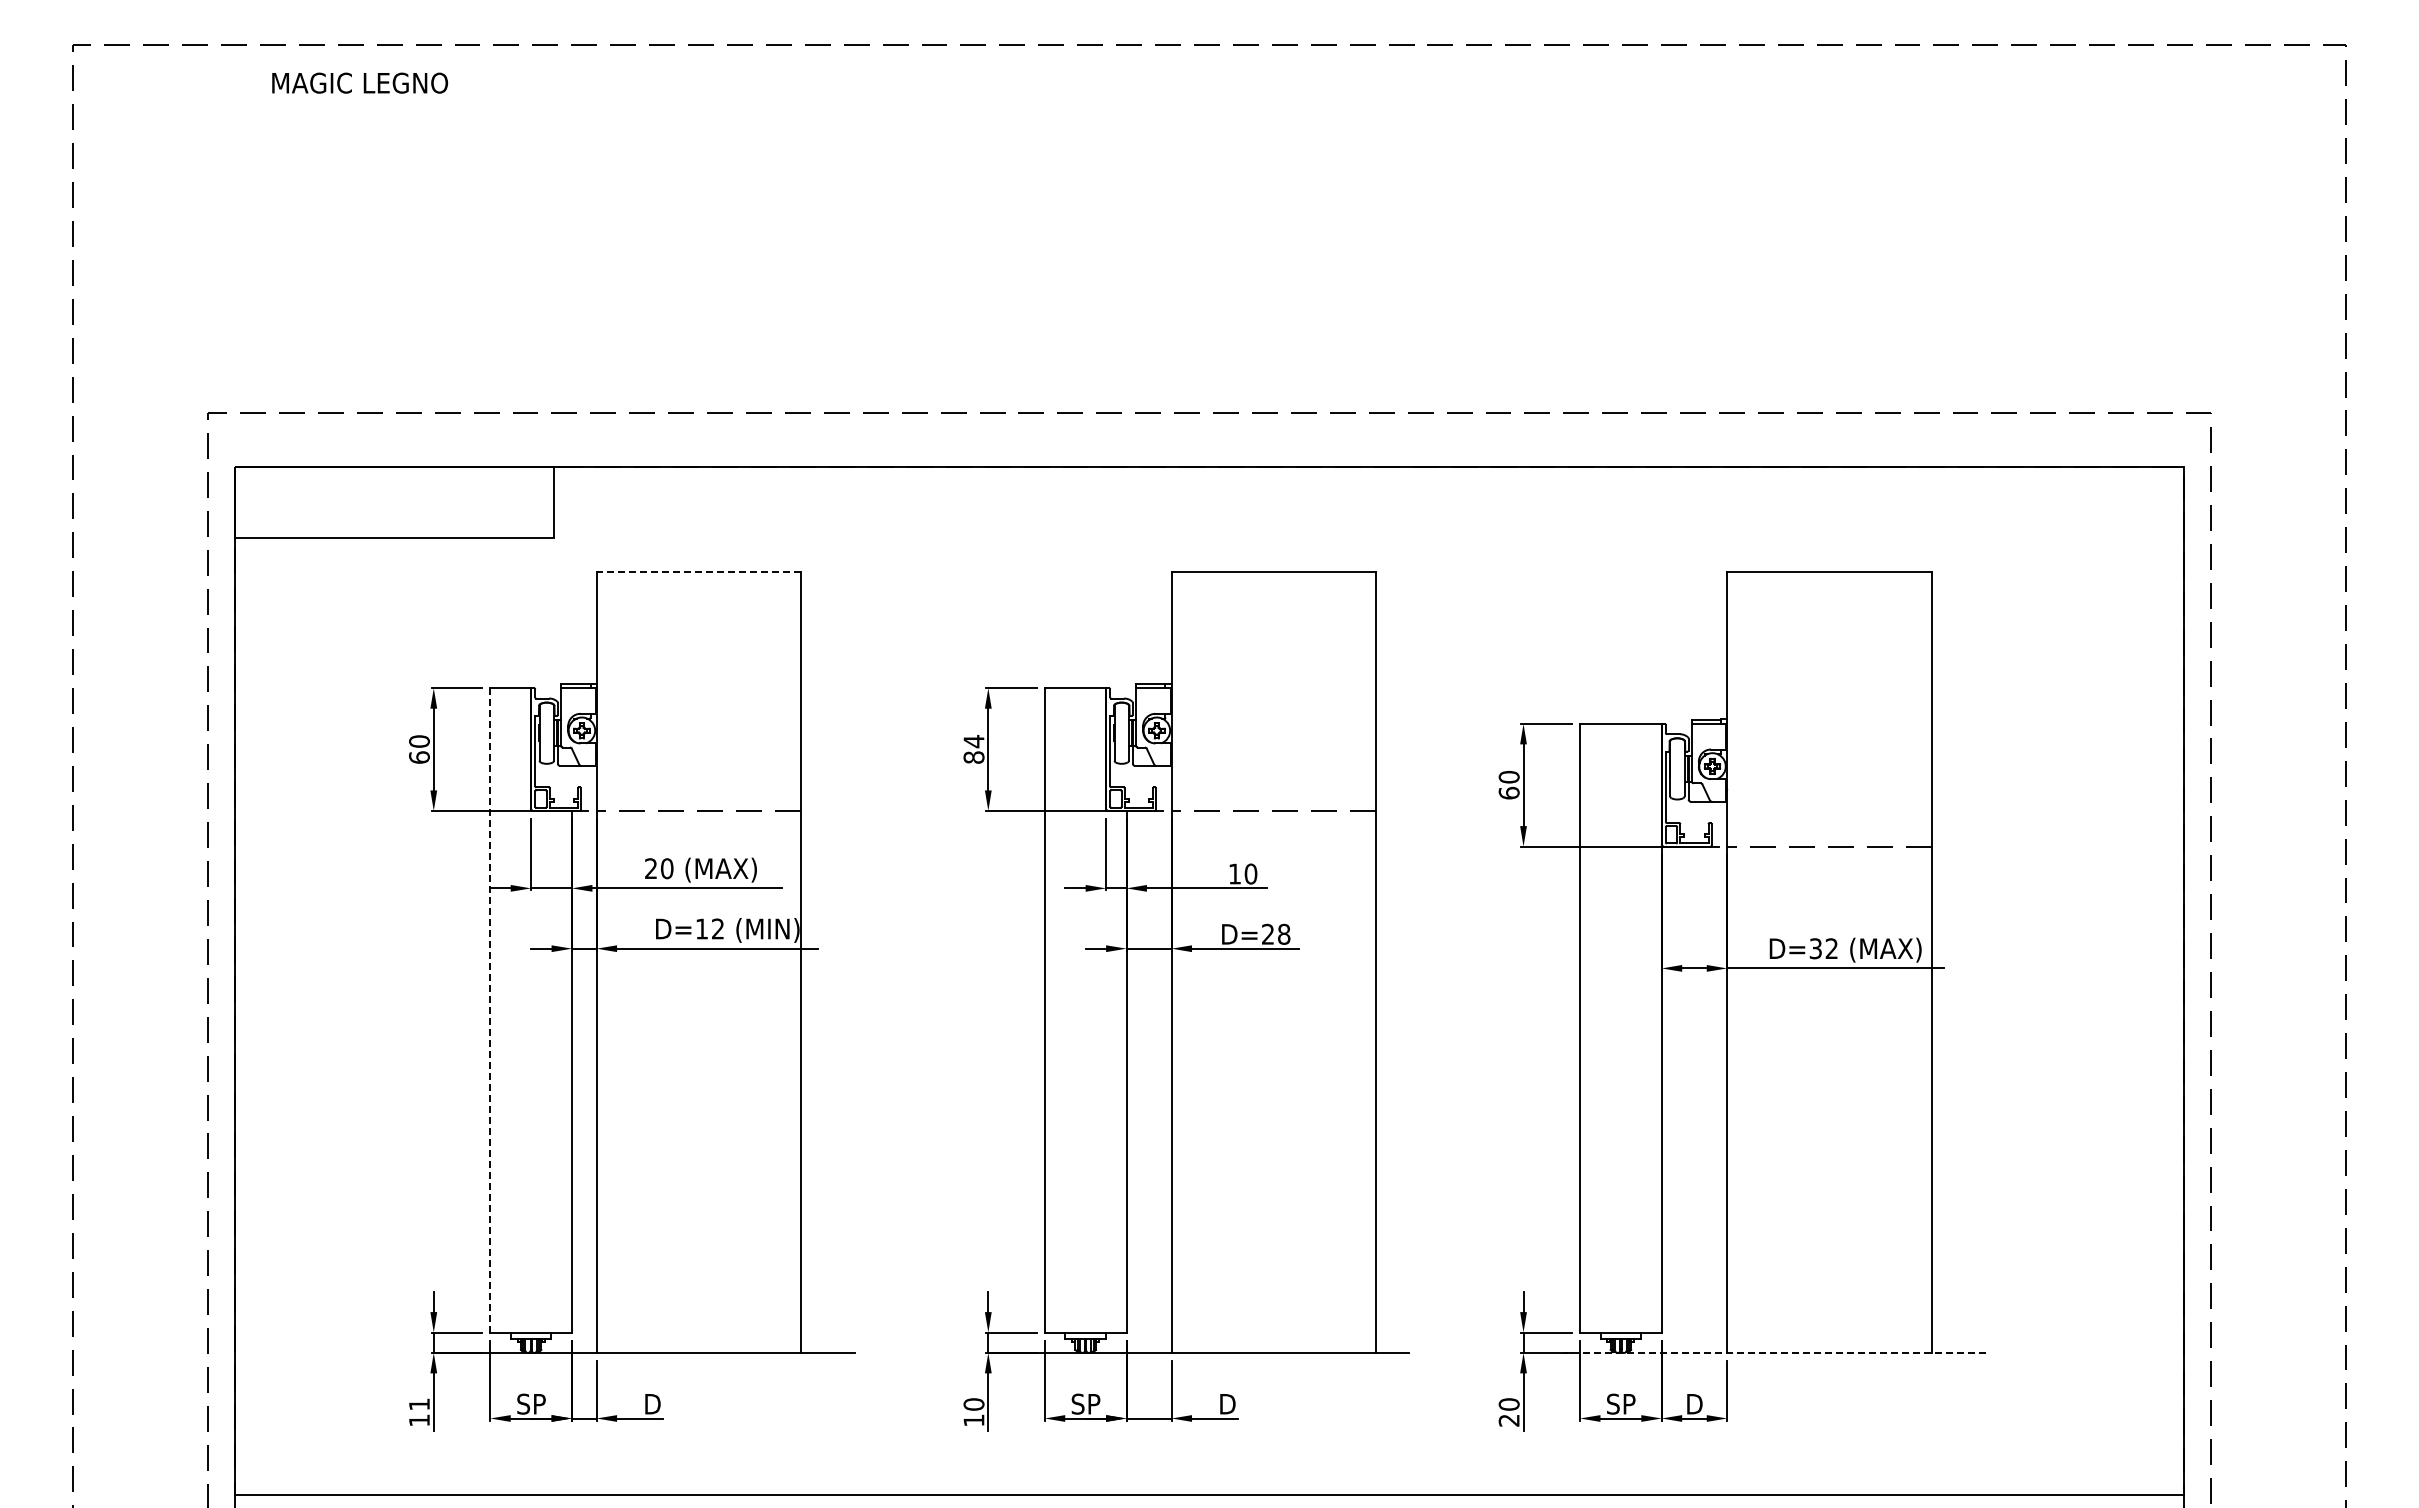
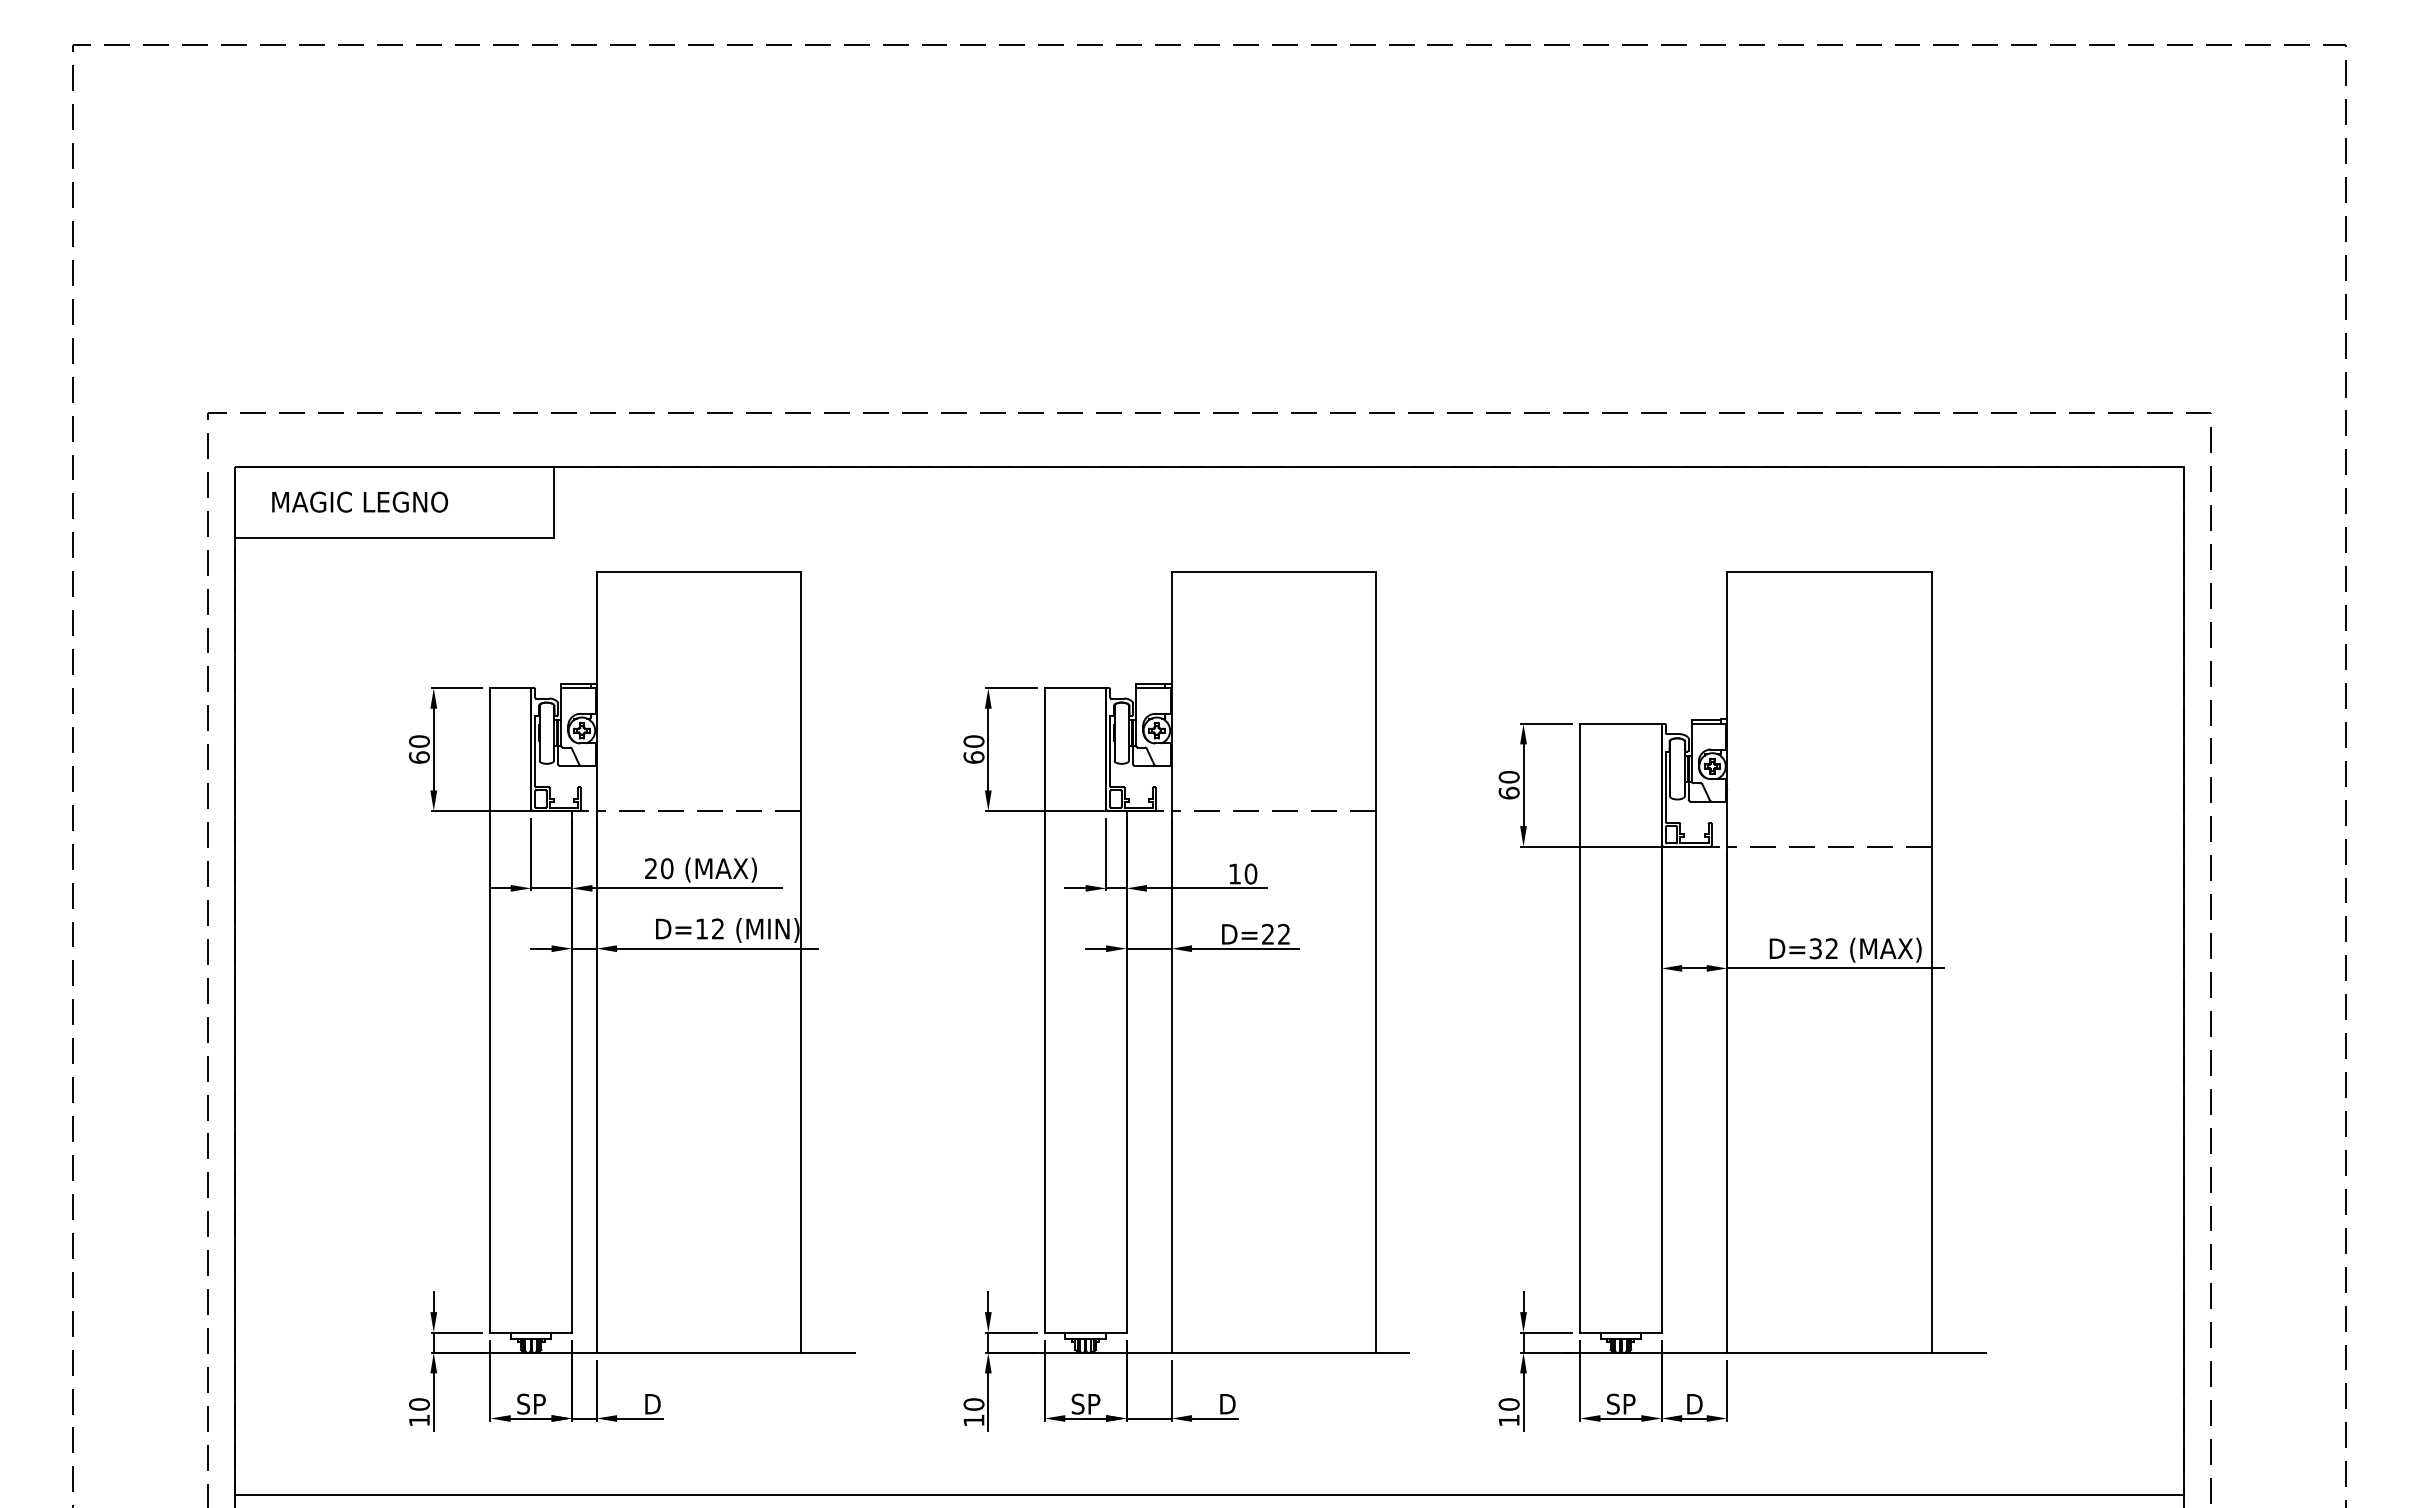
text position: (360, 82) -> (360, 501) (360, 501)
line: dashed -> solid (698, 572)
text: 84 -> 60 (973, 749)
text: D=28 -> D=22 (1284, 933)
line: dashed -> solid (490, 1010)
line: dashed -> solid (1775, 1352)
text: 11 -> 10 (419, 1404)
text: 20 -> 10 (1508, 1420)
